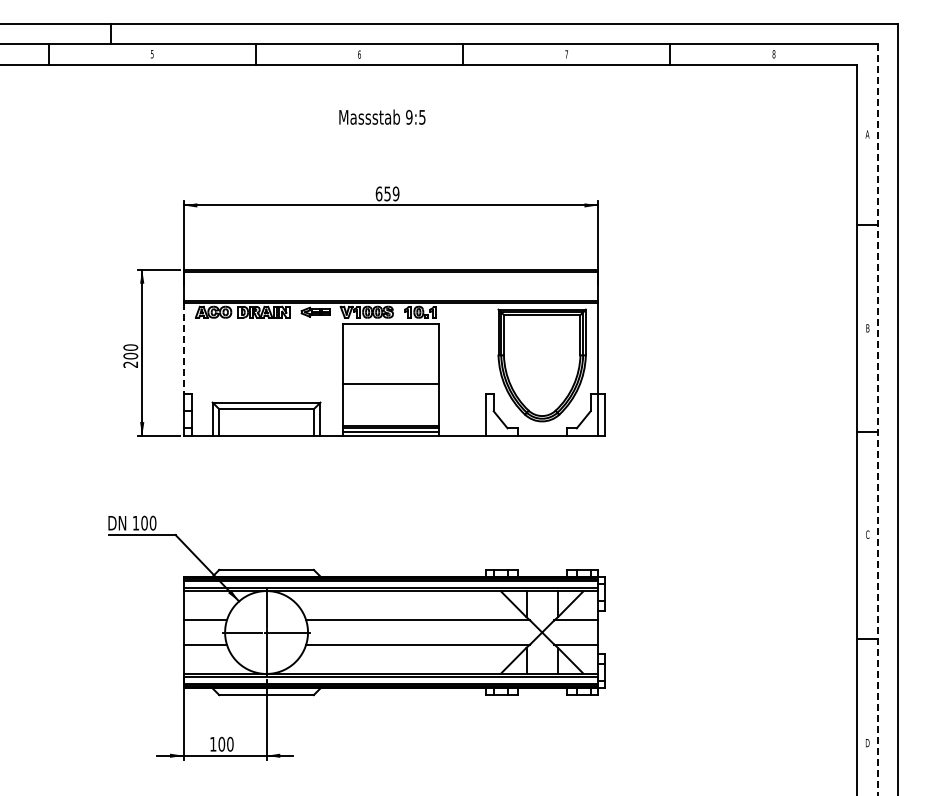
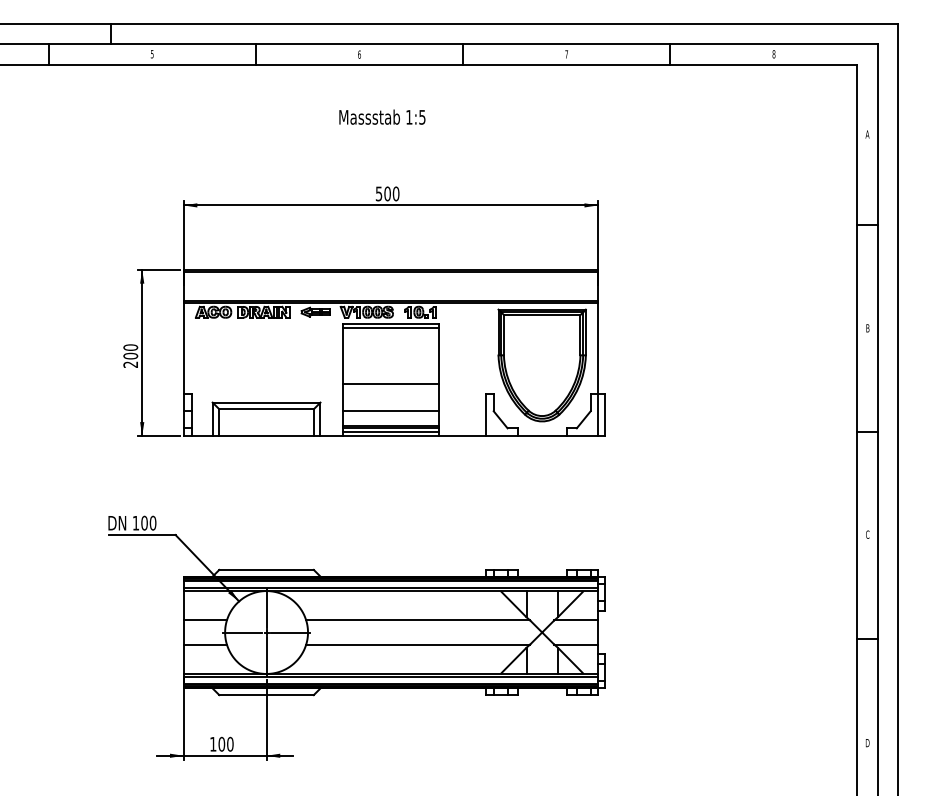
text: 9:5 -> 1:5 (409, 116)
text: 659 -> 500 (387, 193)
line: none -> present (390, 328)
line: dashed -> solid (183, 348)
line: none -> present (390, 410)
line: dashed -> solid (877, 420)
